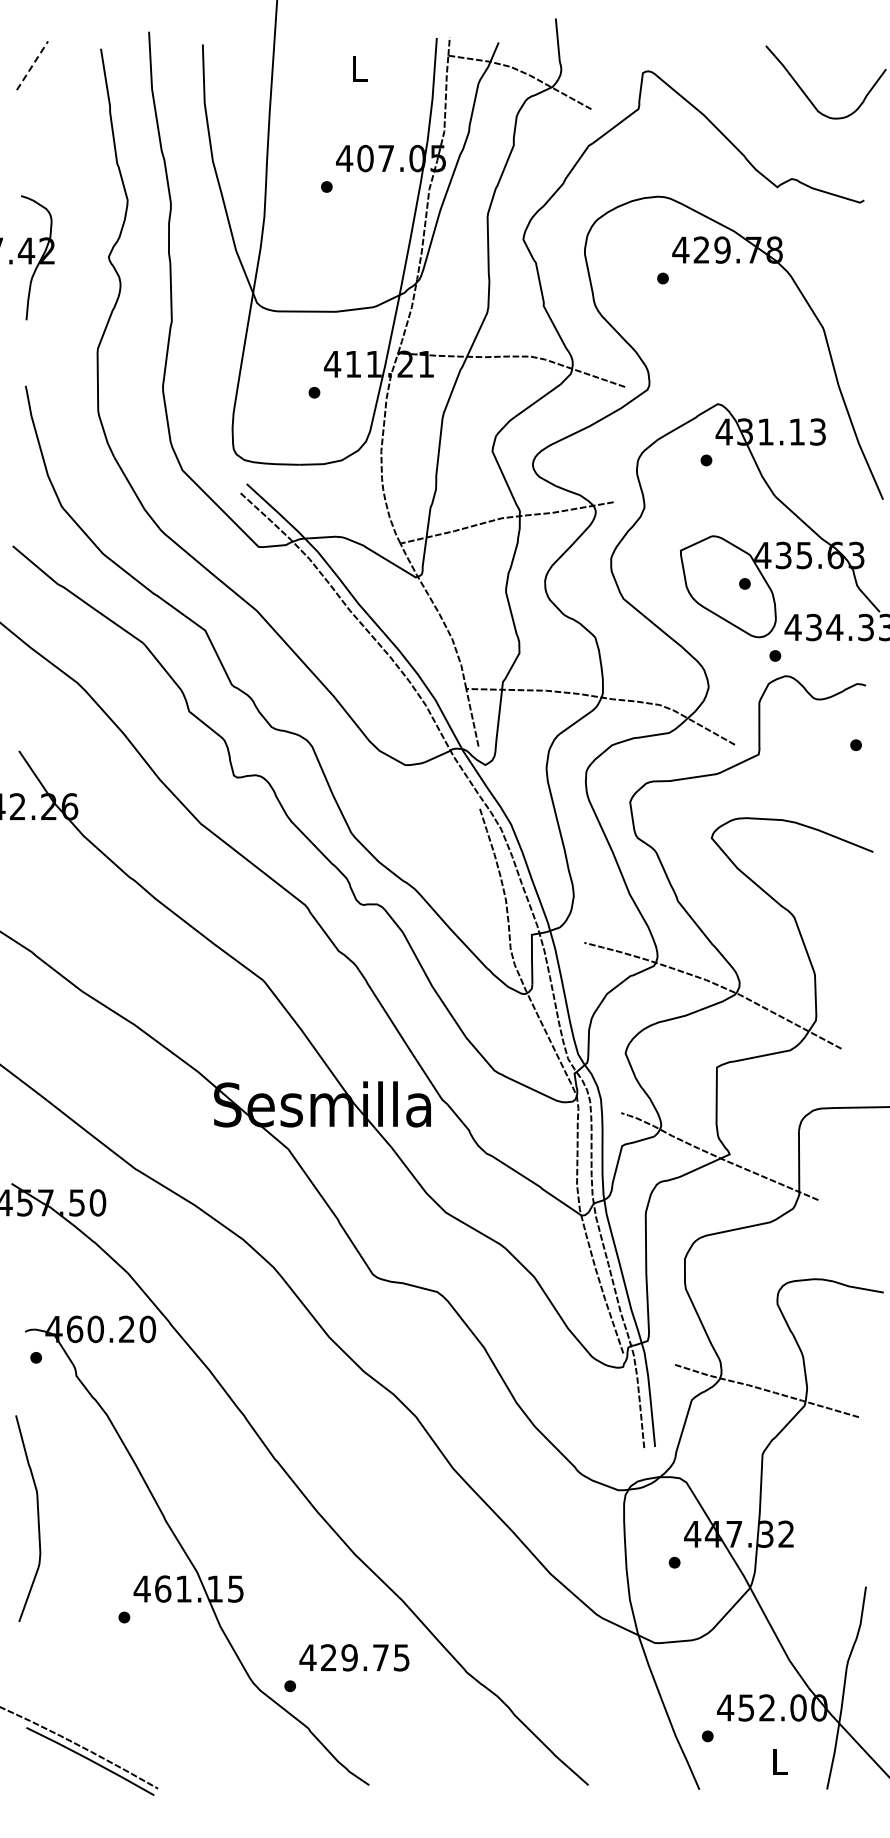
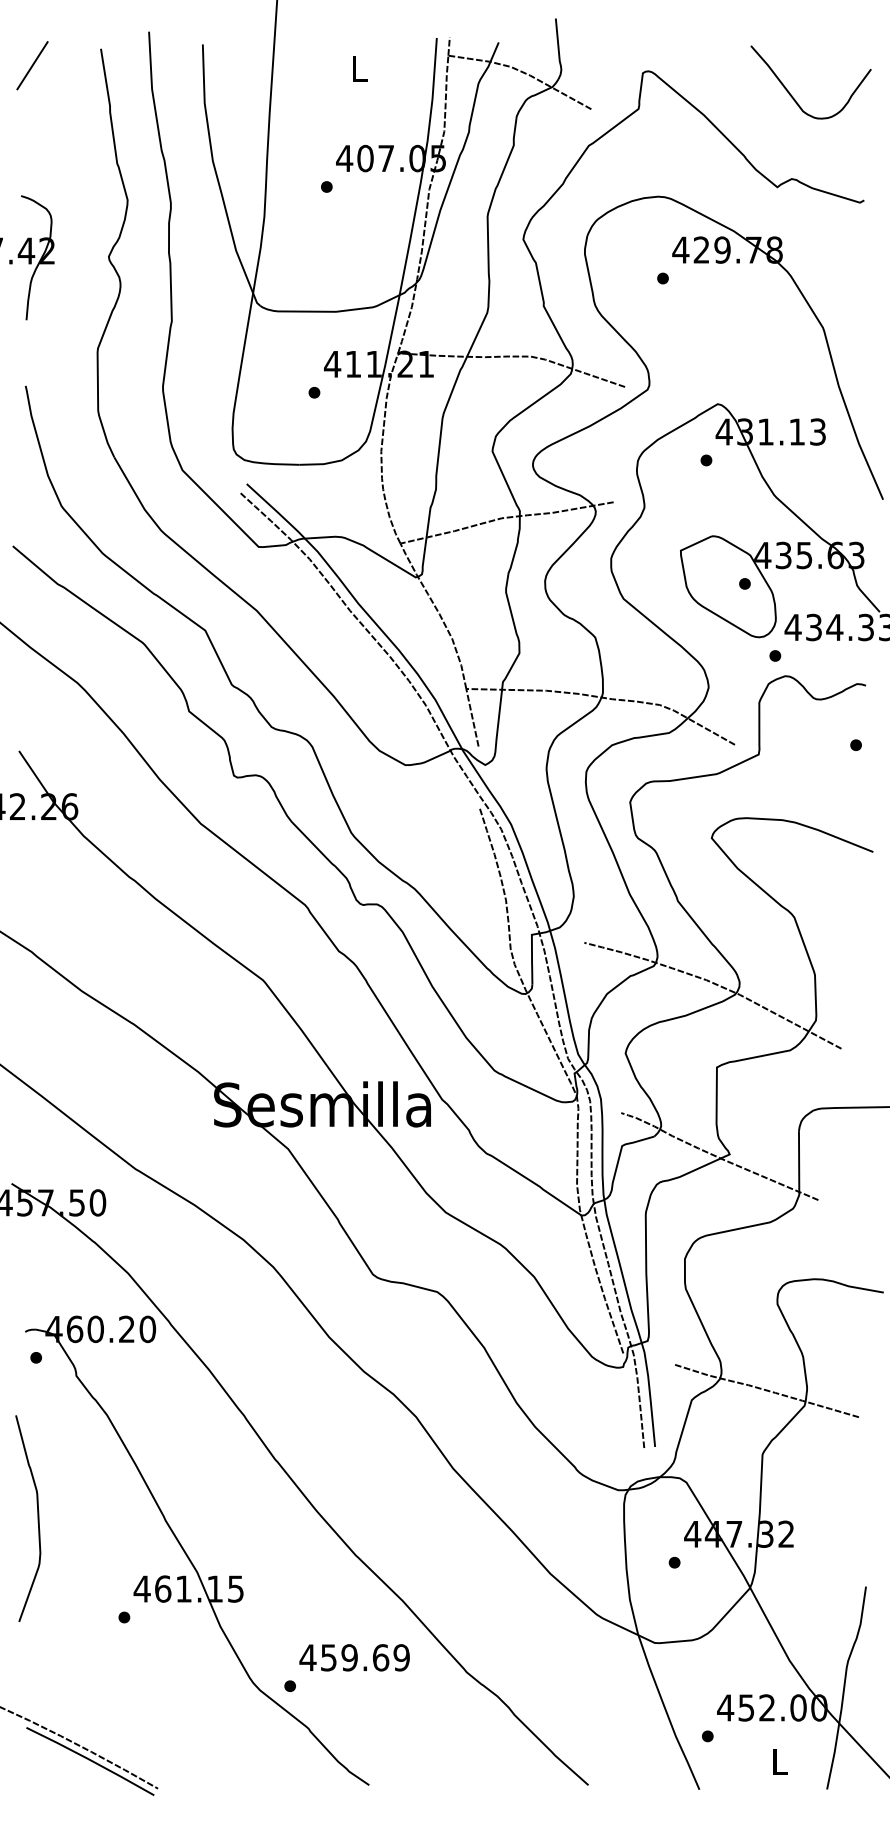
line: dashed -> solid (32, 65)
curve position: (807, 95) -> (792, 95) (792, 95)
text: 429.75 -> 459.69 (365, 1657)
